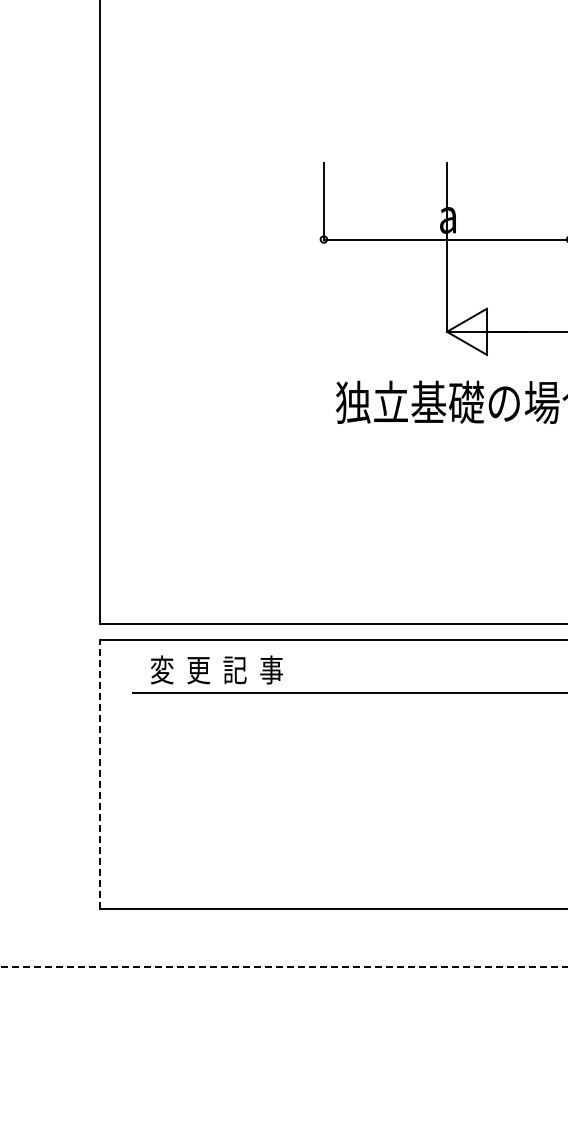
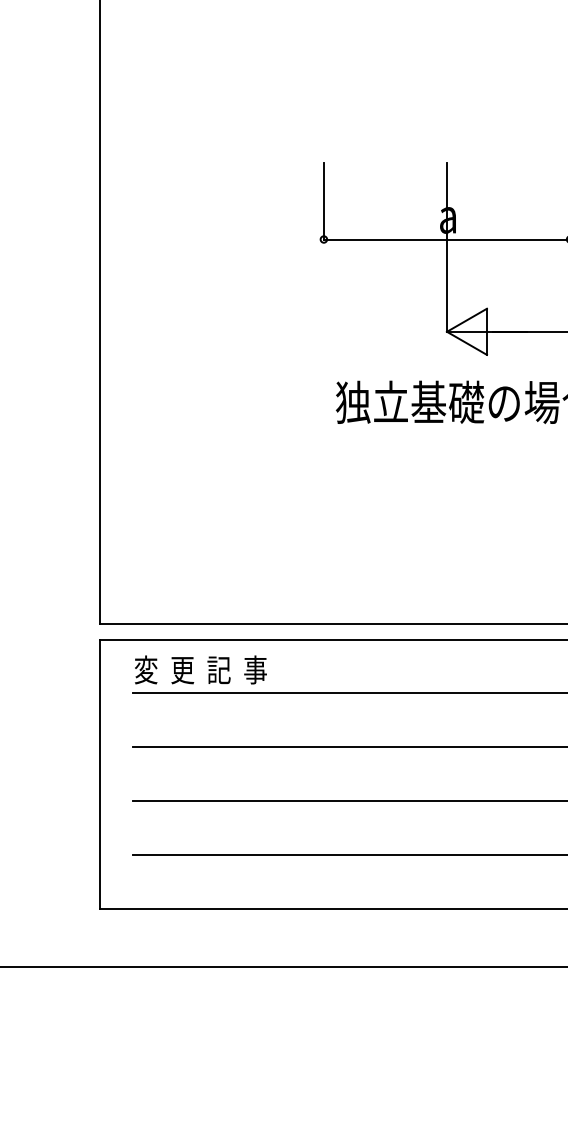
text position: (216, 669) -> (200, 669) (200, 669)
line: none -> present (348, 747)
line: dashed -> solid (99, 774)
line: none -> present (348, 801)
line: none -> present (348, 855)
line: dashed -> solid (284, 966)
